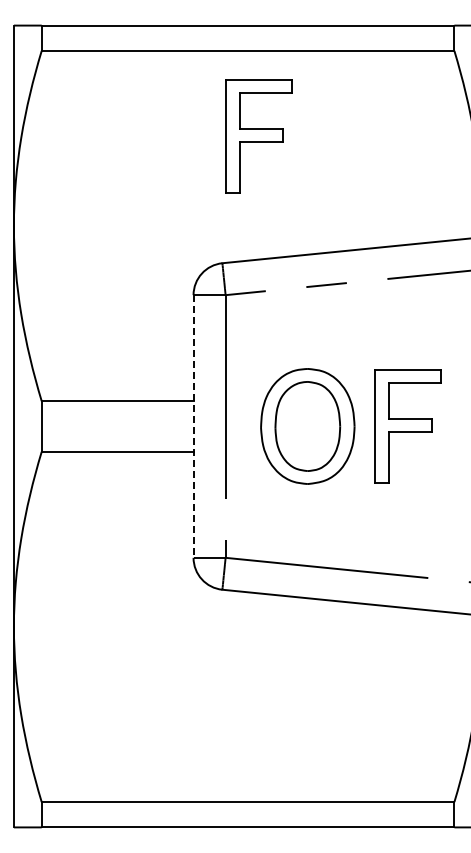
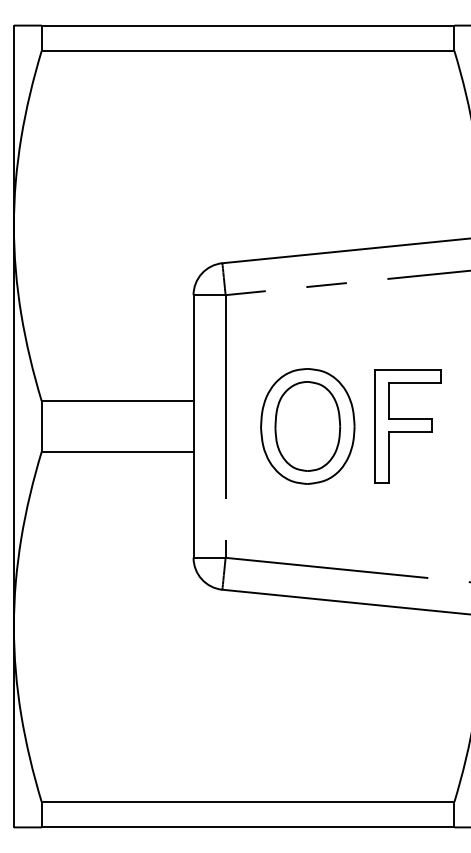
part: present -> none (258, 136)
line: dashed -> solid (193, 426)
